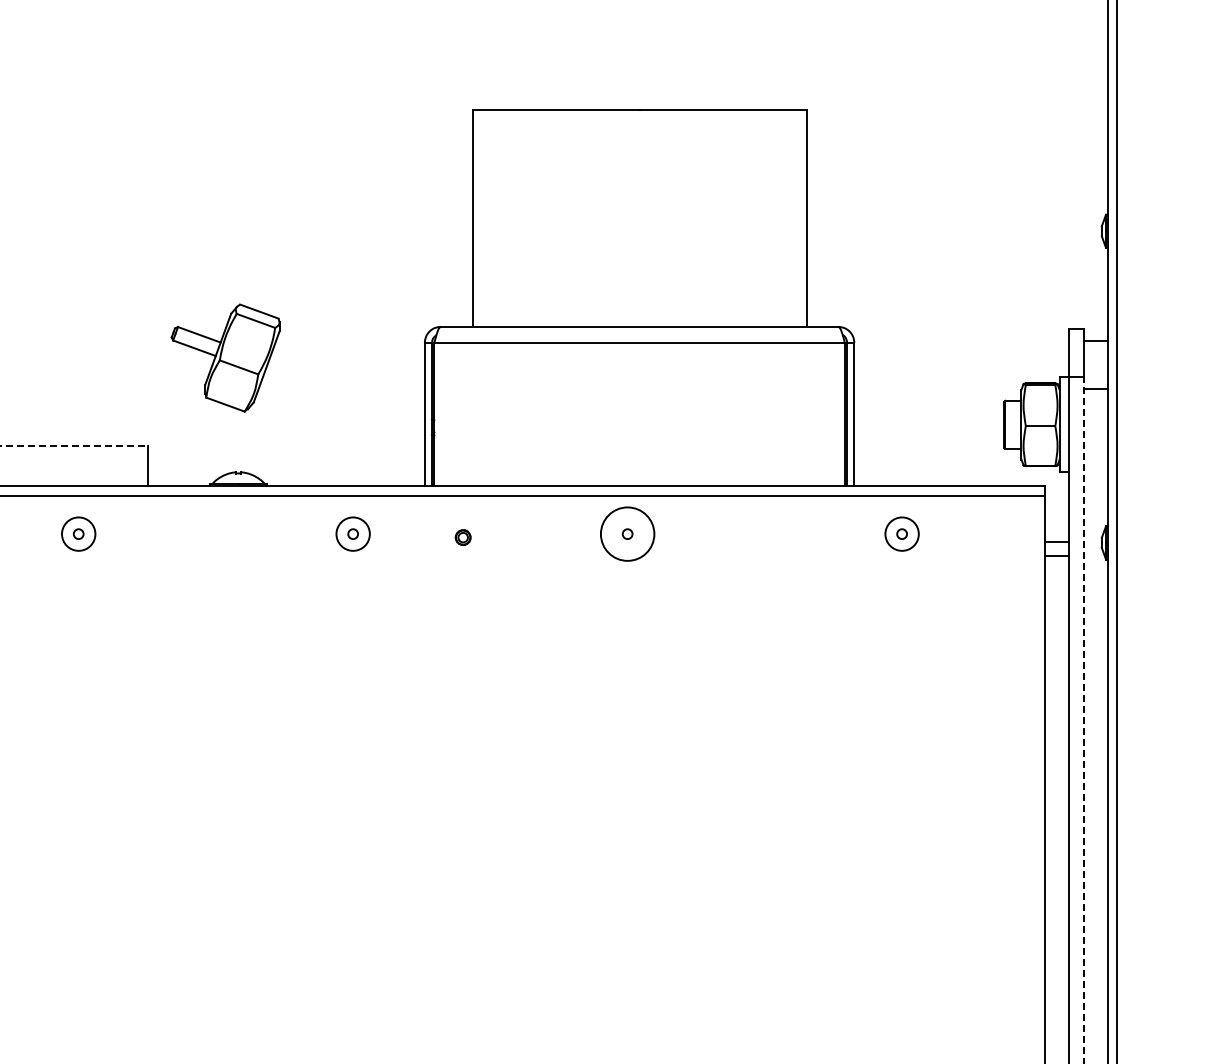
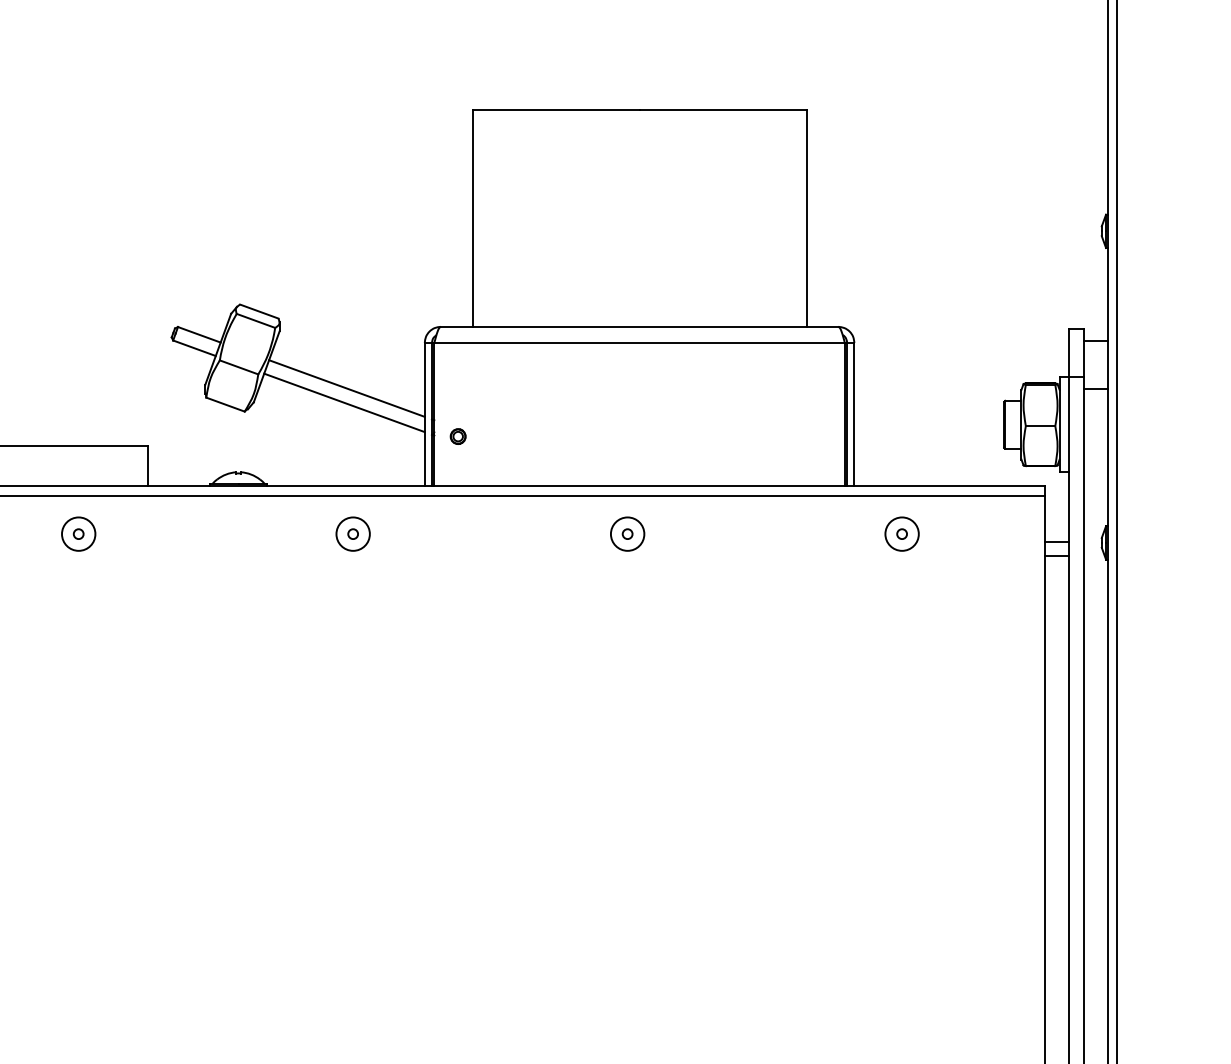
line: none -> present (346, 388)
line: none -> present (344, 402)
line: dashed -> solid (74, 446)
circle diameter: 53 px -> 33 px (627, 533)
part position: (462, 537) -> (457, 436) (457, 436)
line: dashed -> solid (1083, 719)
